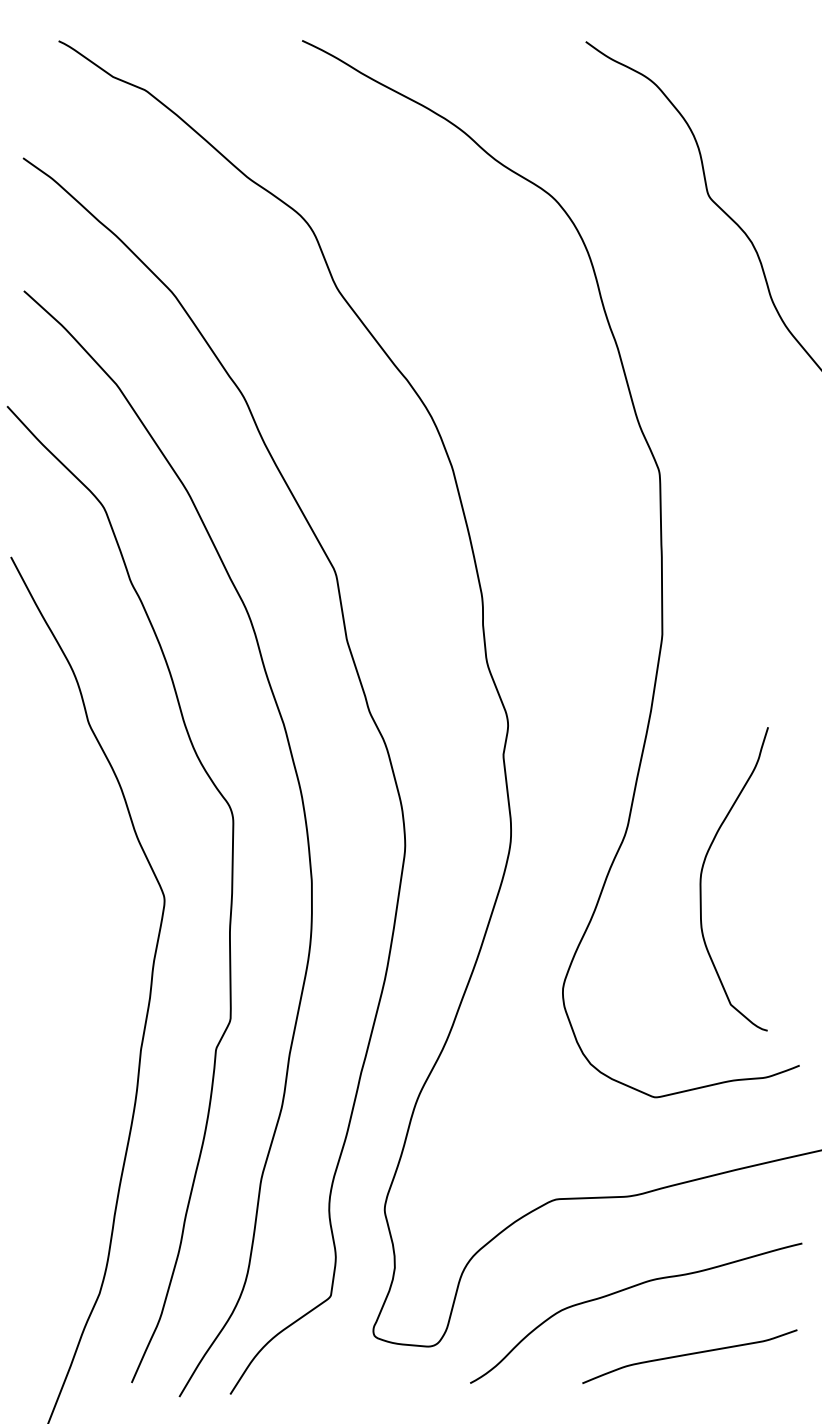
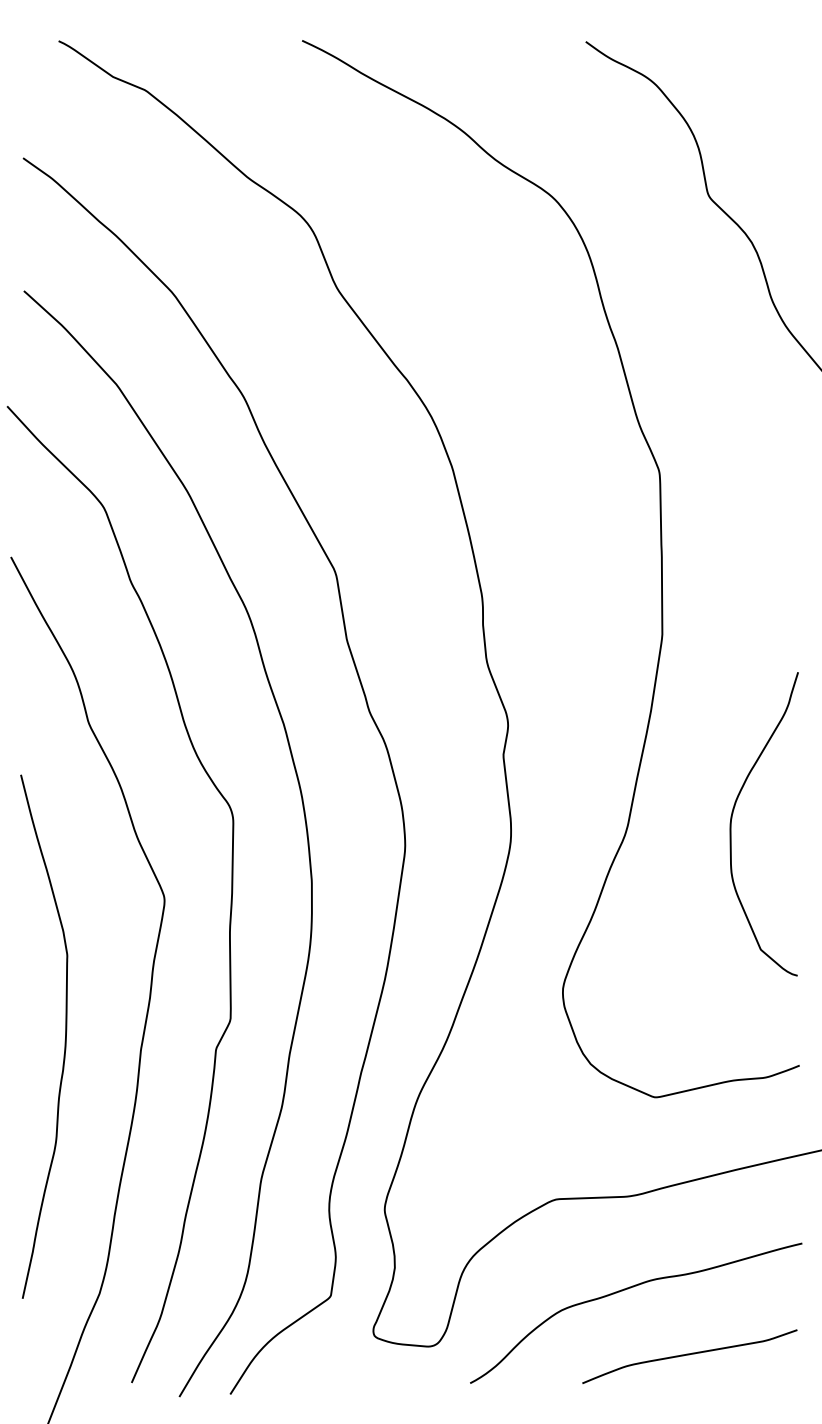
curve position: (702, 873) -> (732, 818) (732, 818)
curve: none -> present (64, 1040)
